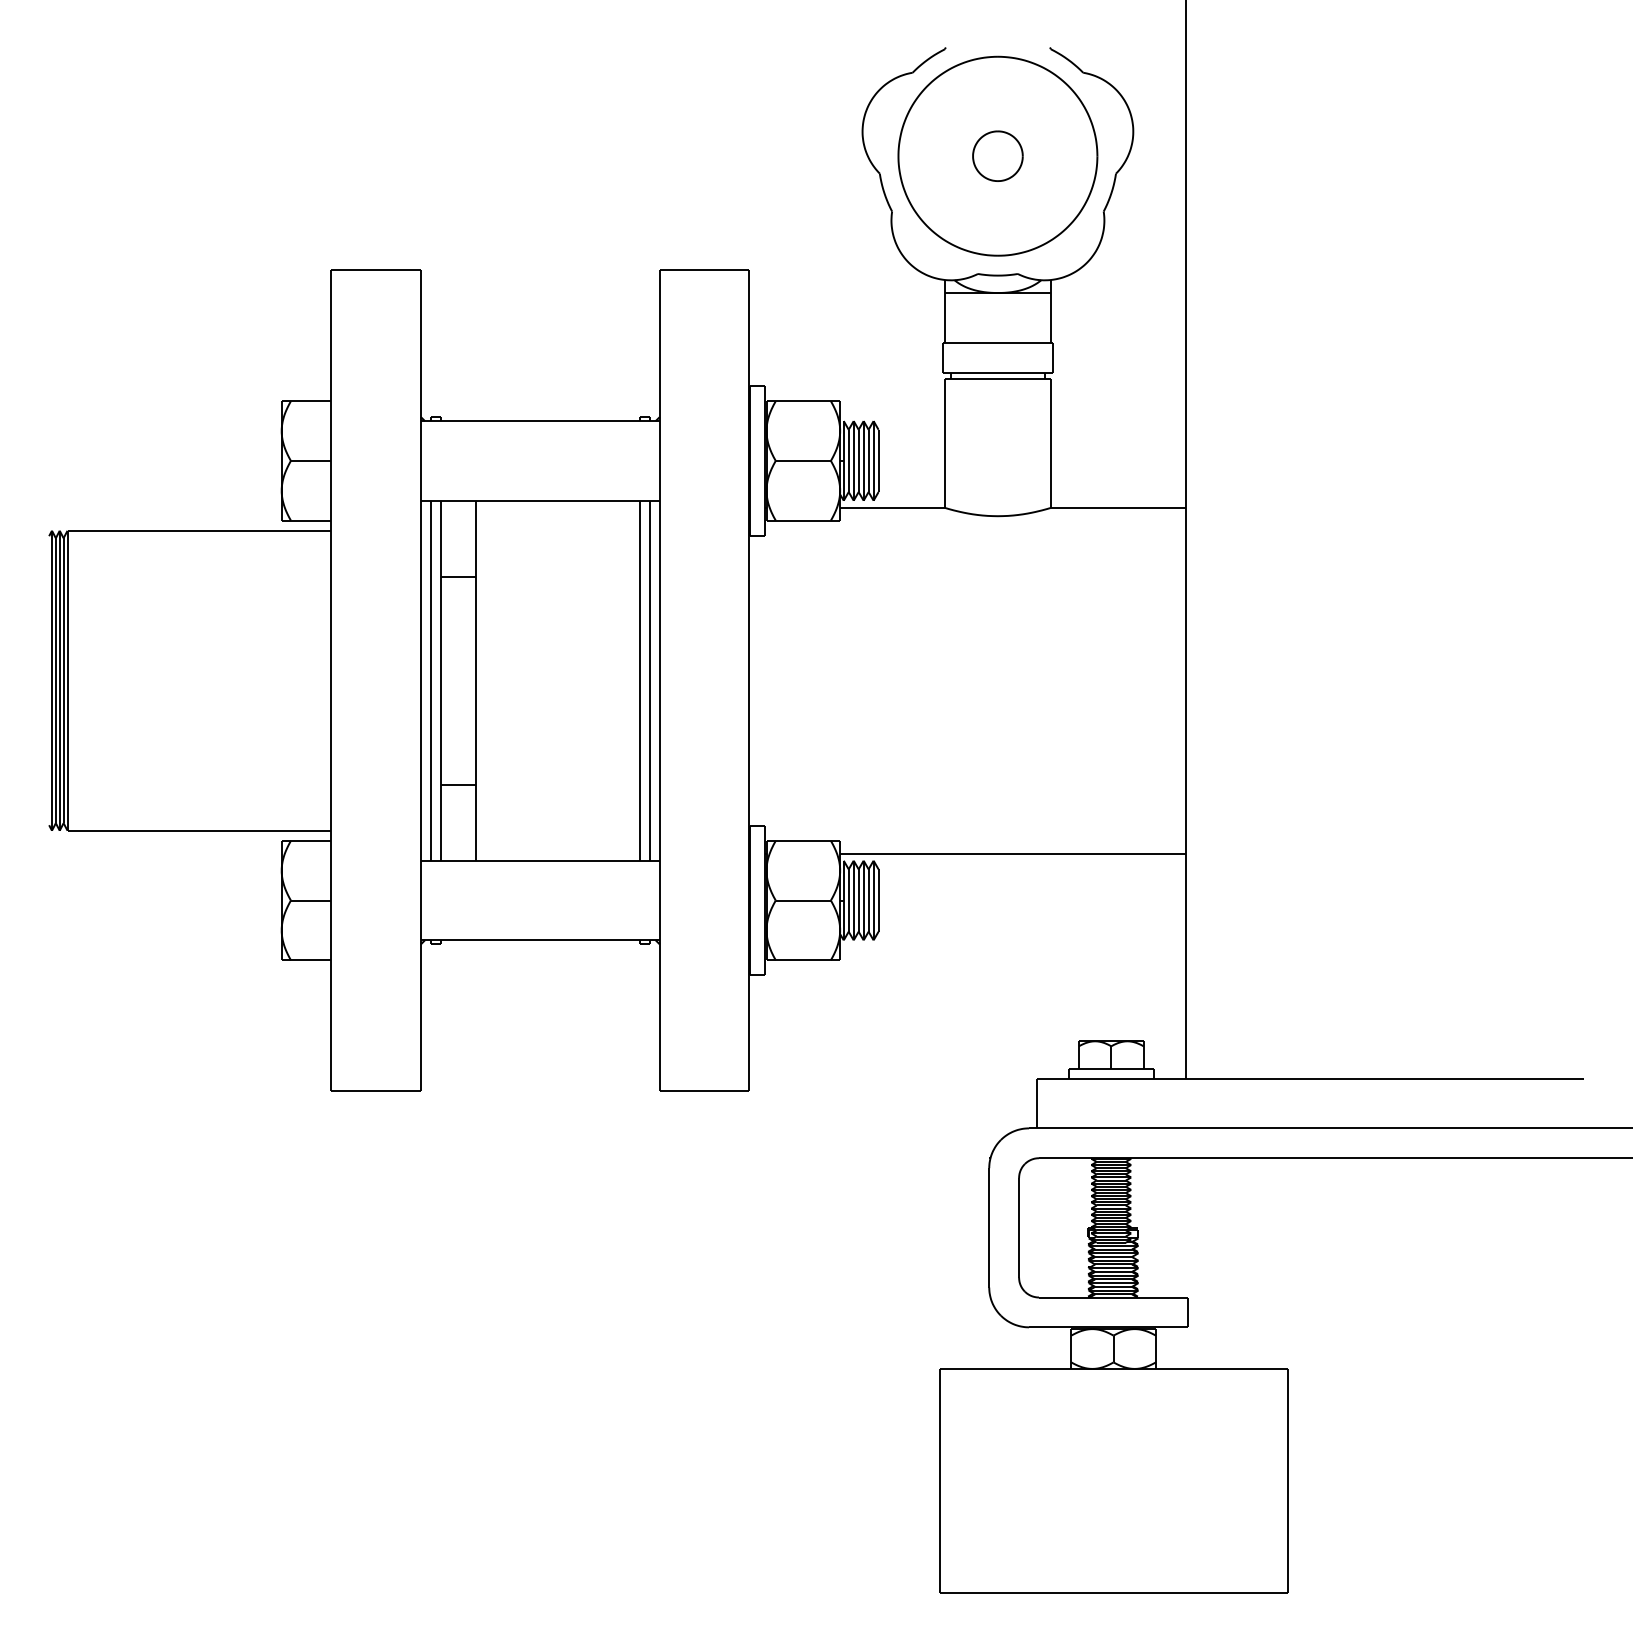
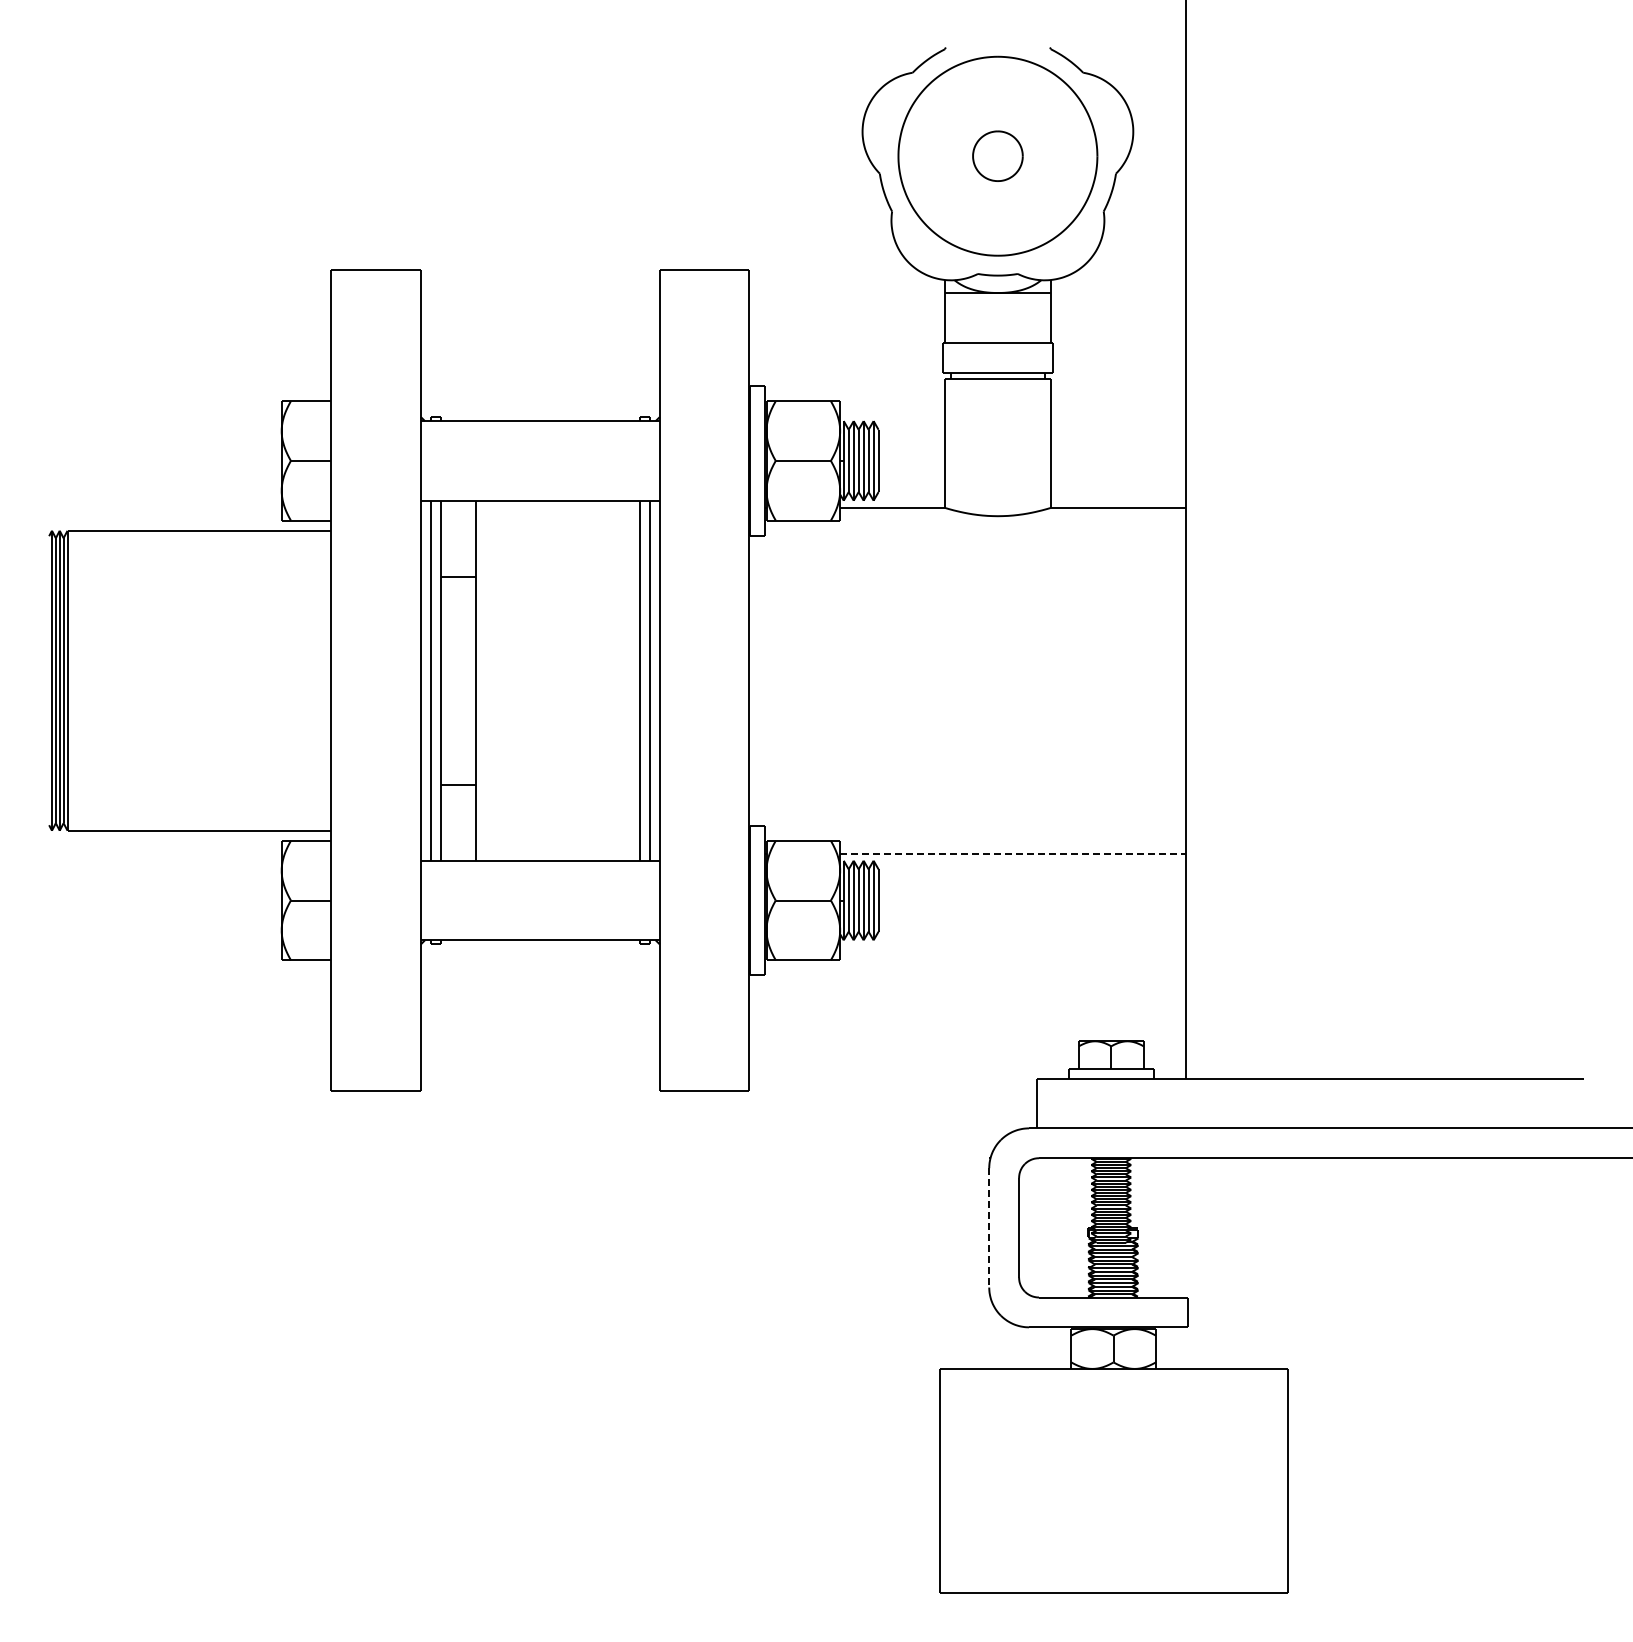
line: solid -> dashed (1013, 853)
line: solid -> dashed (989, 1227)
